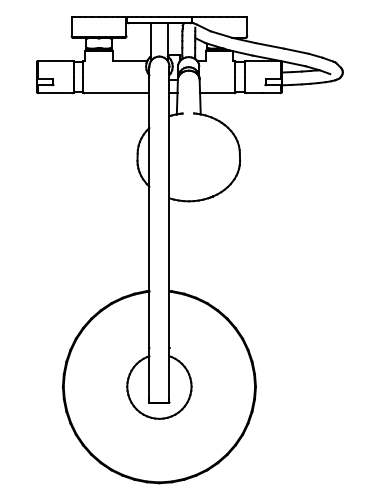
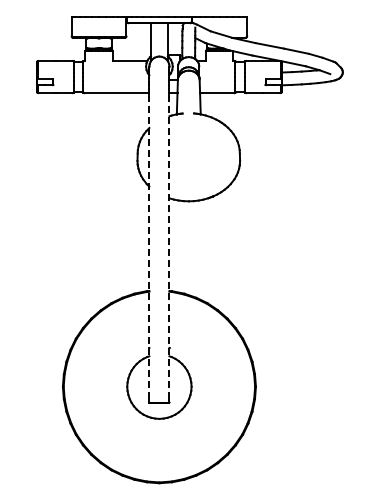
line: solid -> dashed (149, 247)
line: solid -> dashed (169, 247)
